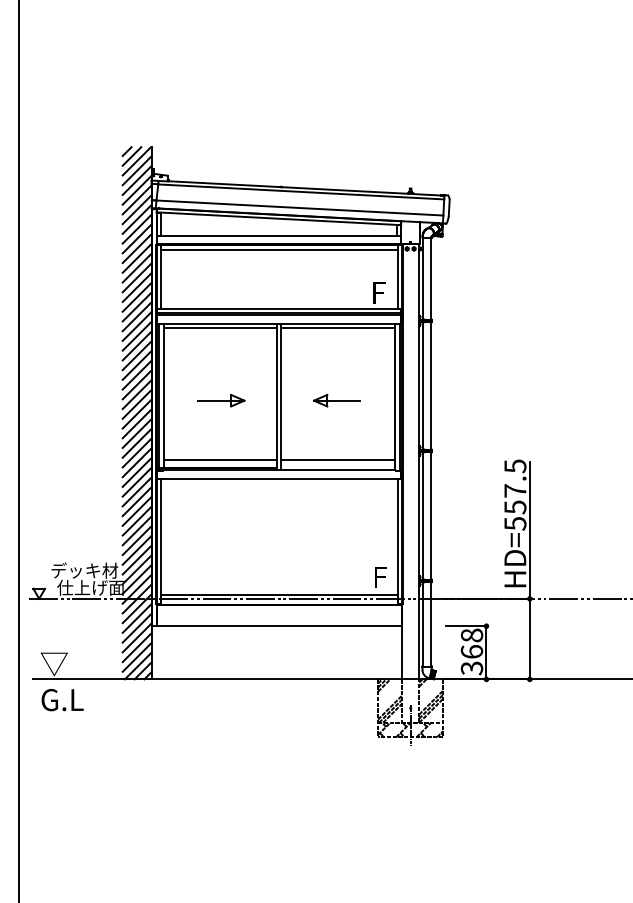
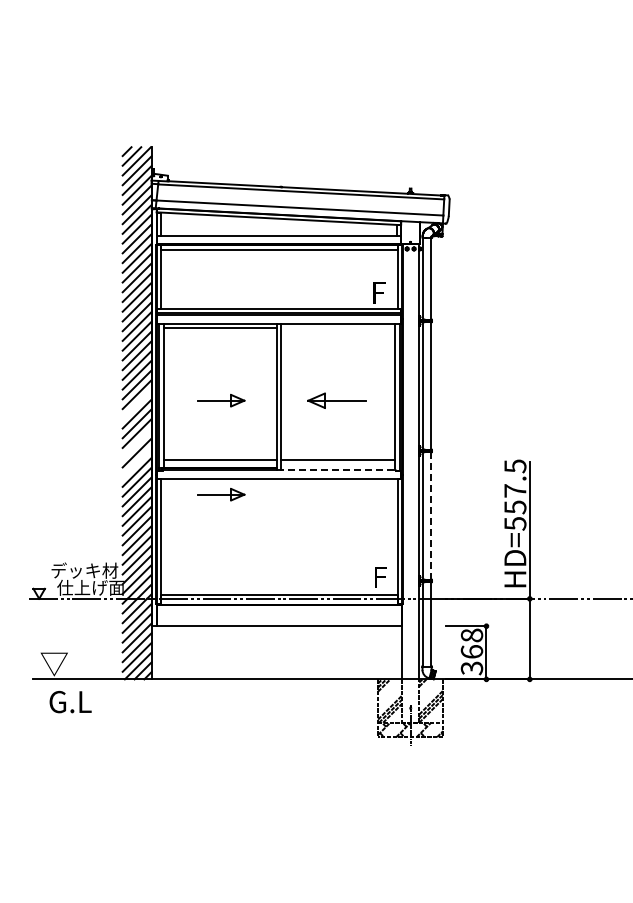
line: present -> none (337, 327)
part size: 48x15 px -> 60x17 px (336, 400)
line: present -> none (136, 403)
line: present -> none (136, 442)
line: present -> none (19, 450)
line: present -> none (136, 462)
line: solid -> dashed (336, 470)
part: none -> present (221, 494)
line: solid -> dashed (431, 515)
text position: (62, 700) -> (70, 702) (70, 702)
